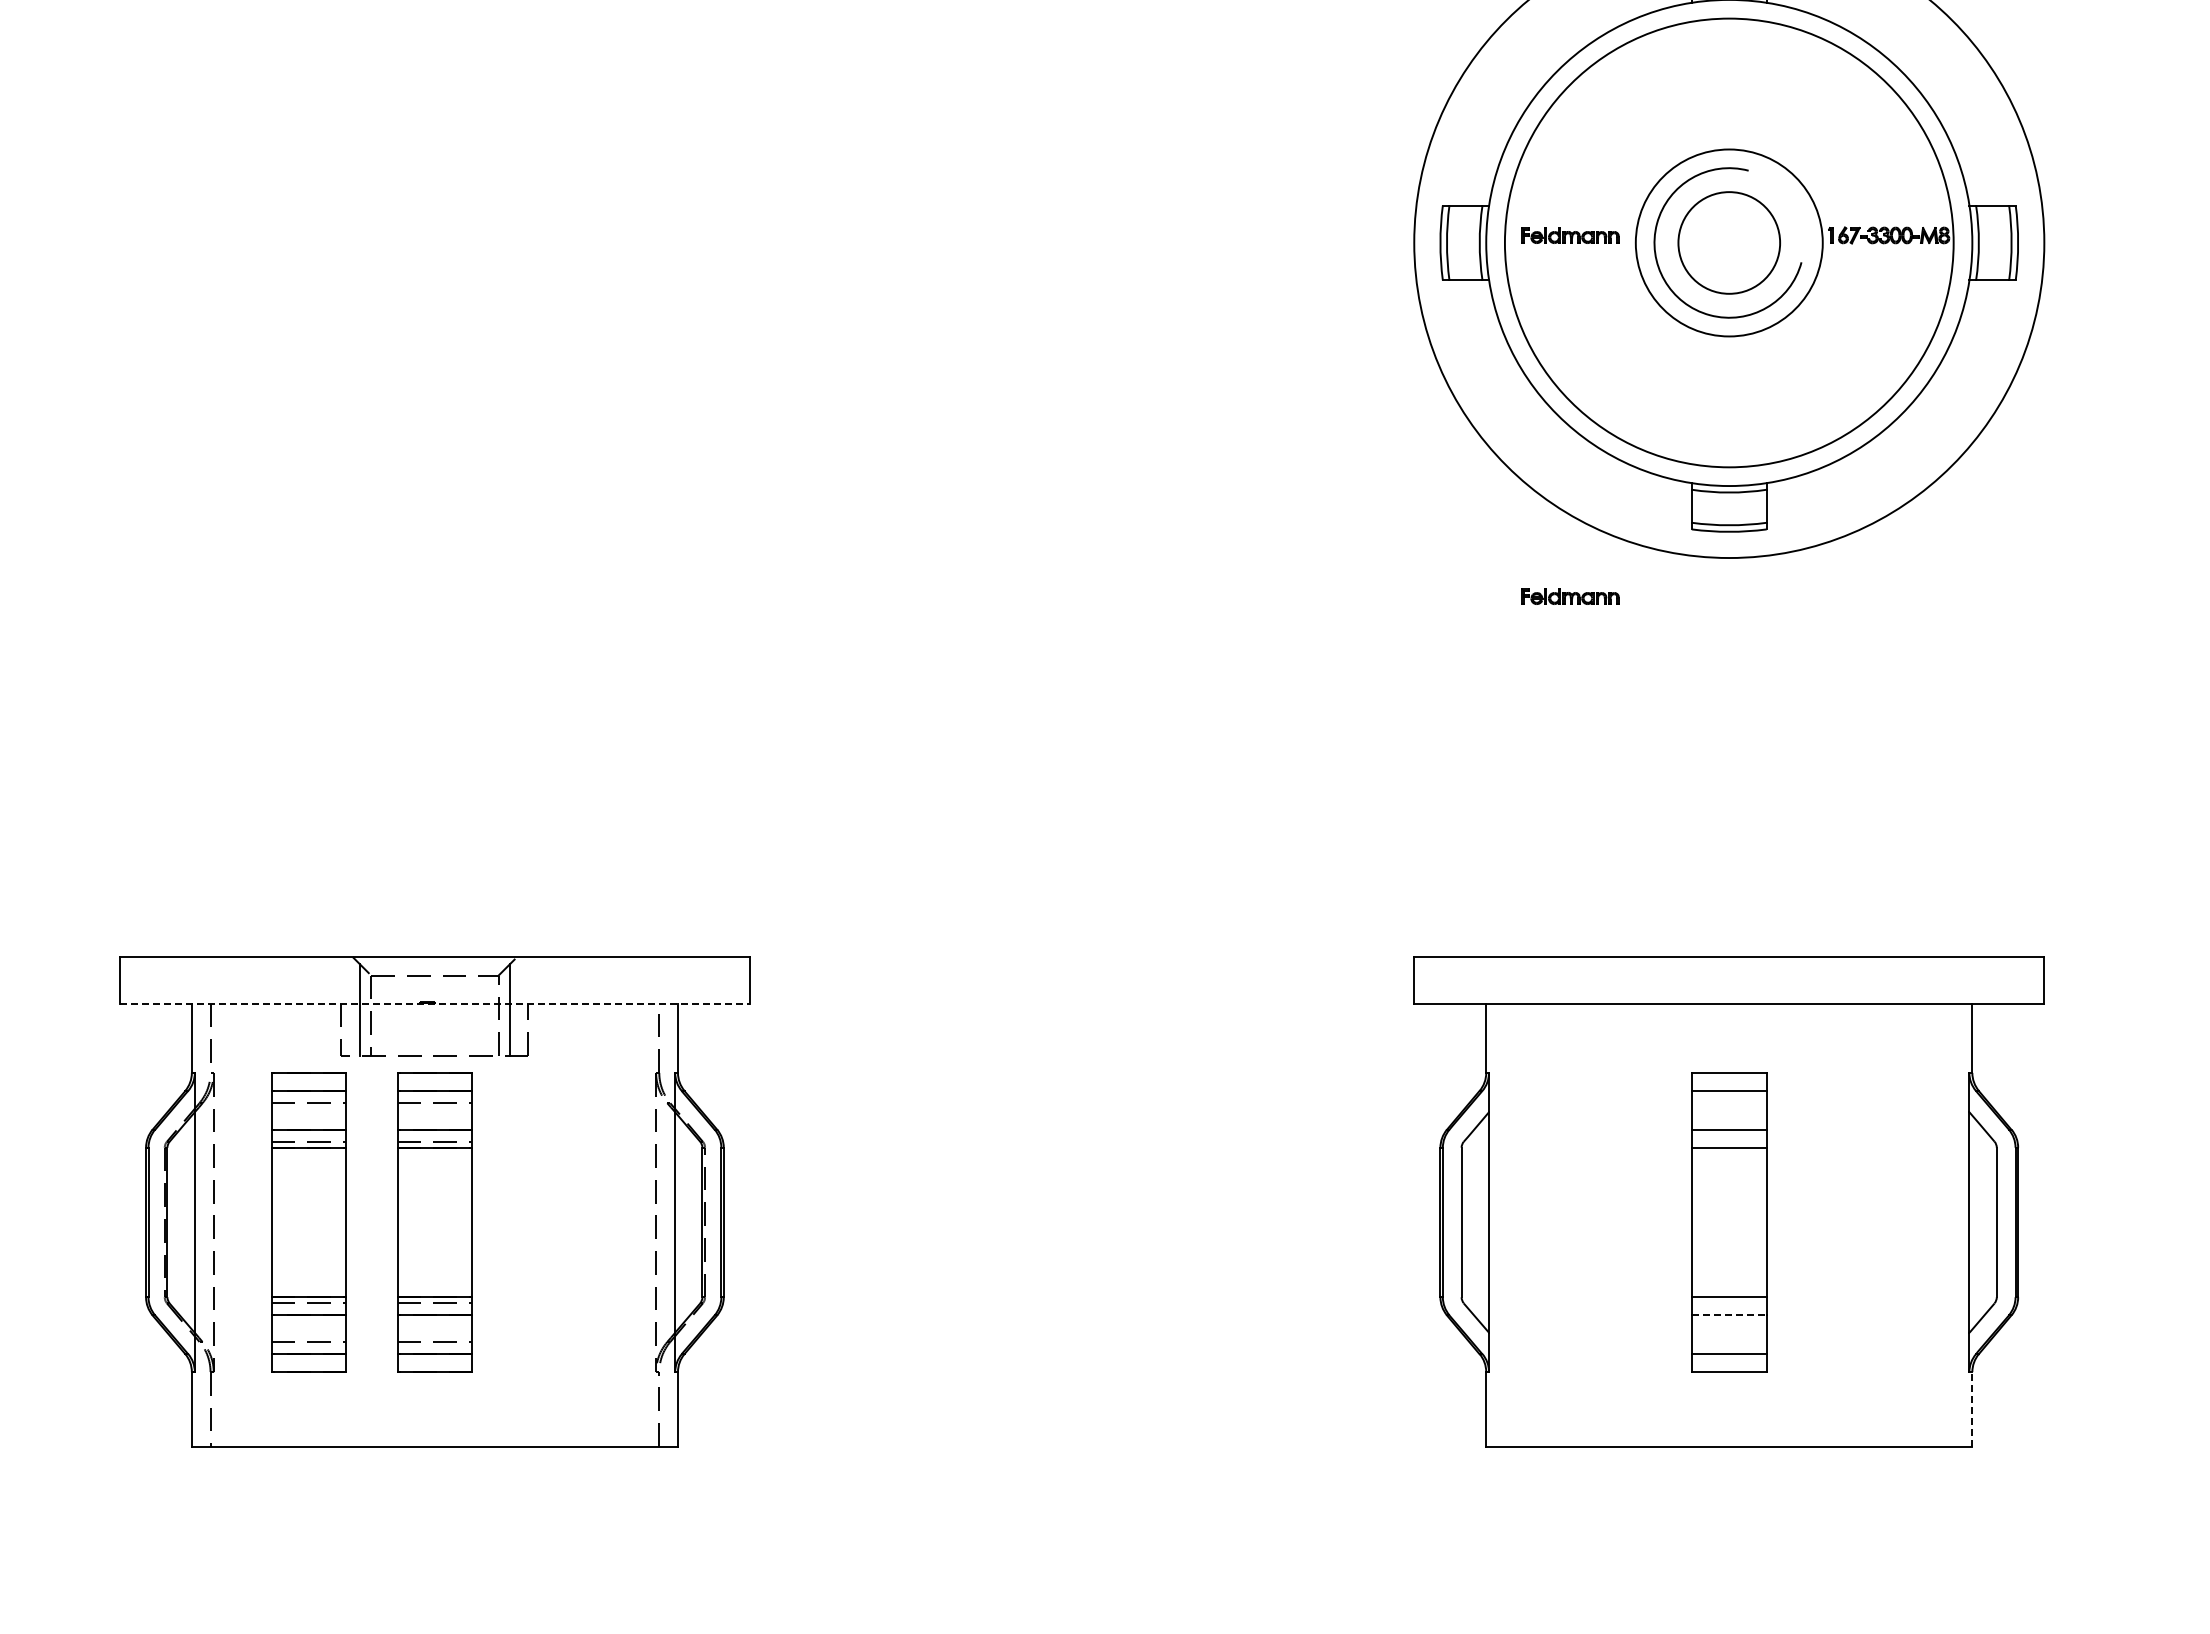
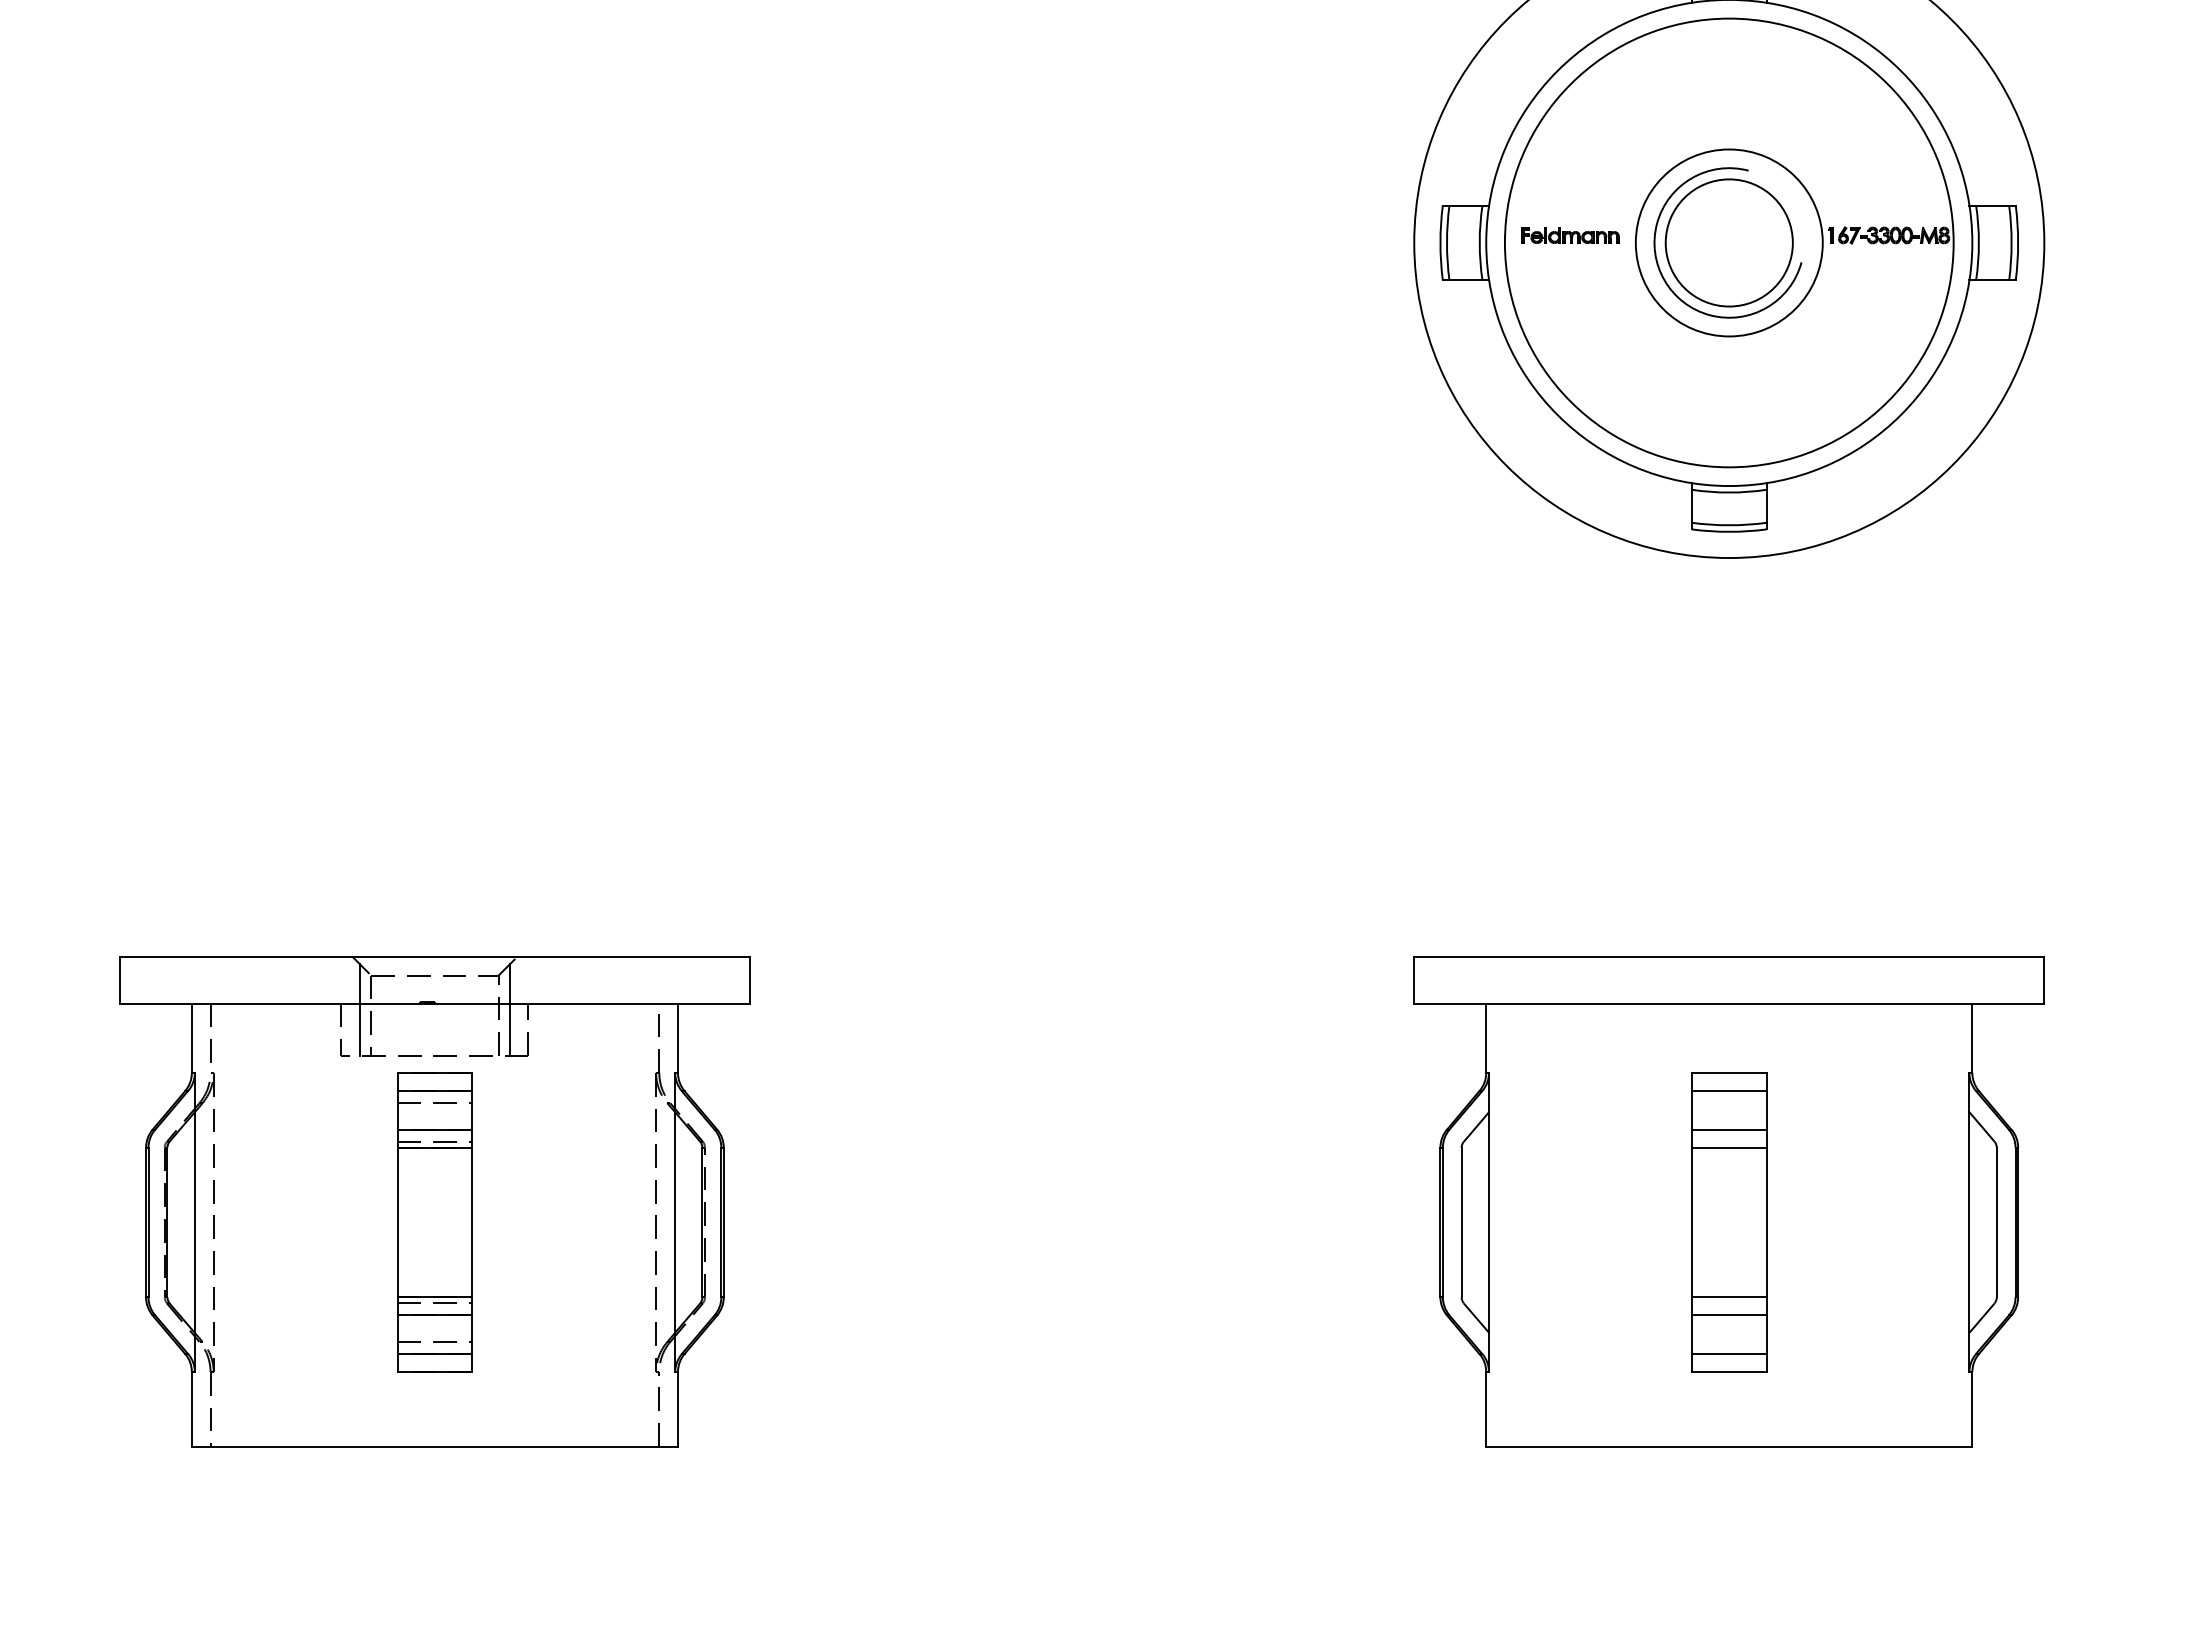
circle diameter: 102 px -> 127 px (1728, 242)
part: present -> none (1570, 596)
line: dashed -> solid (435, 1003)
part: present -> none (308, 1222)
line: dashed -> solid (1729, 1315)
line: dashed -> solid (1972, 1408)
